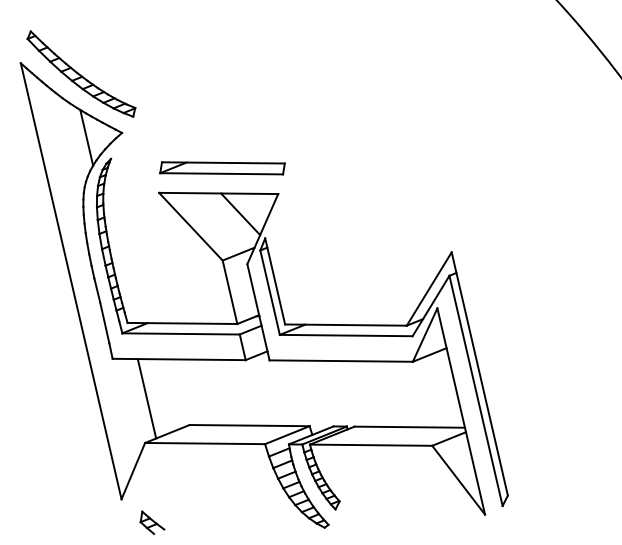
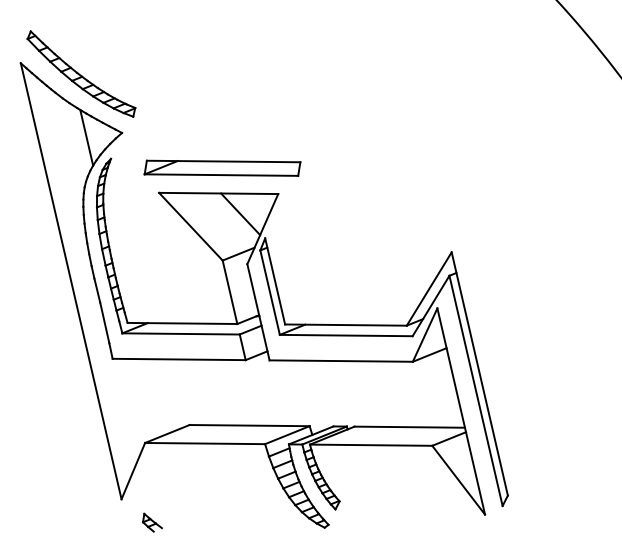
part size: 127x15 px -> 159x18 px (222, 167)
line: present -> none (146, 398)
part size: 27x25 px -> 21x21 px (152, 522)
